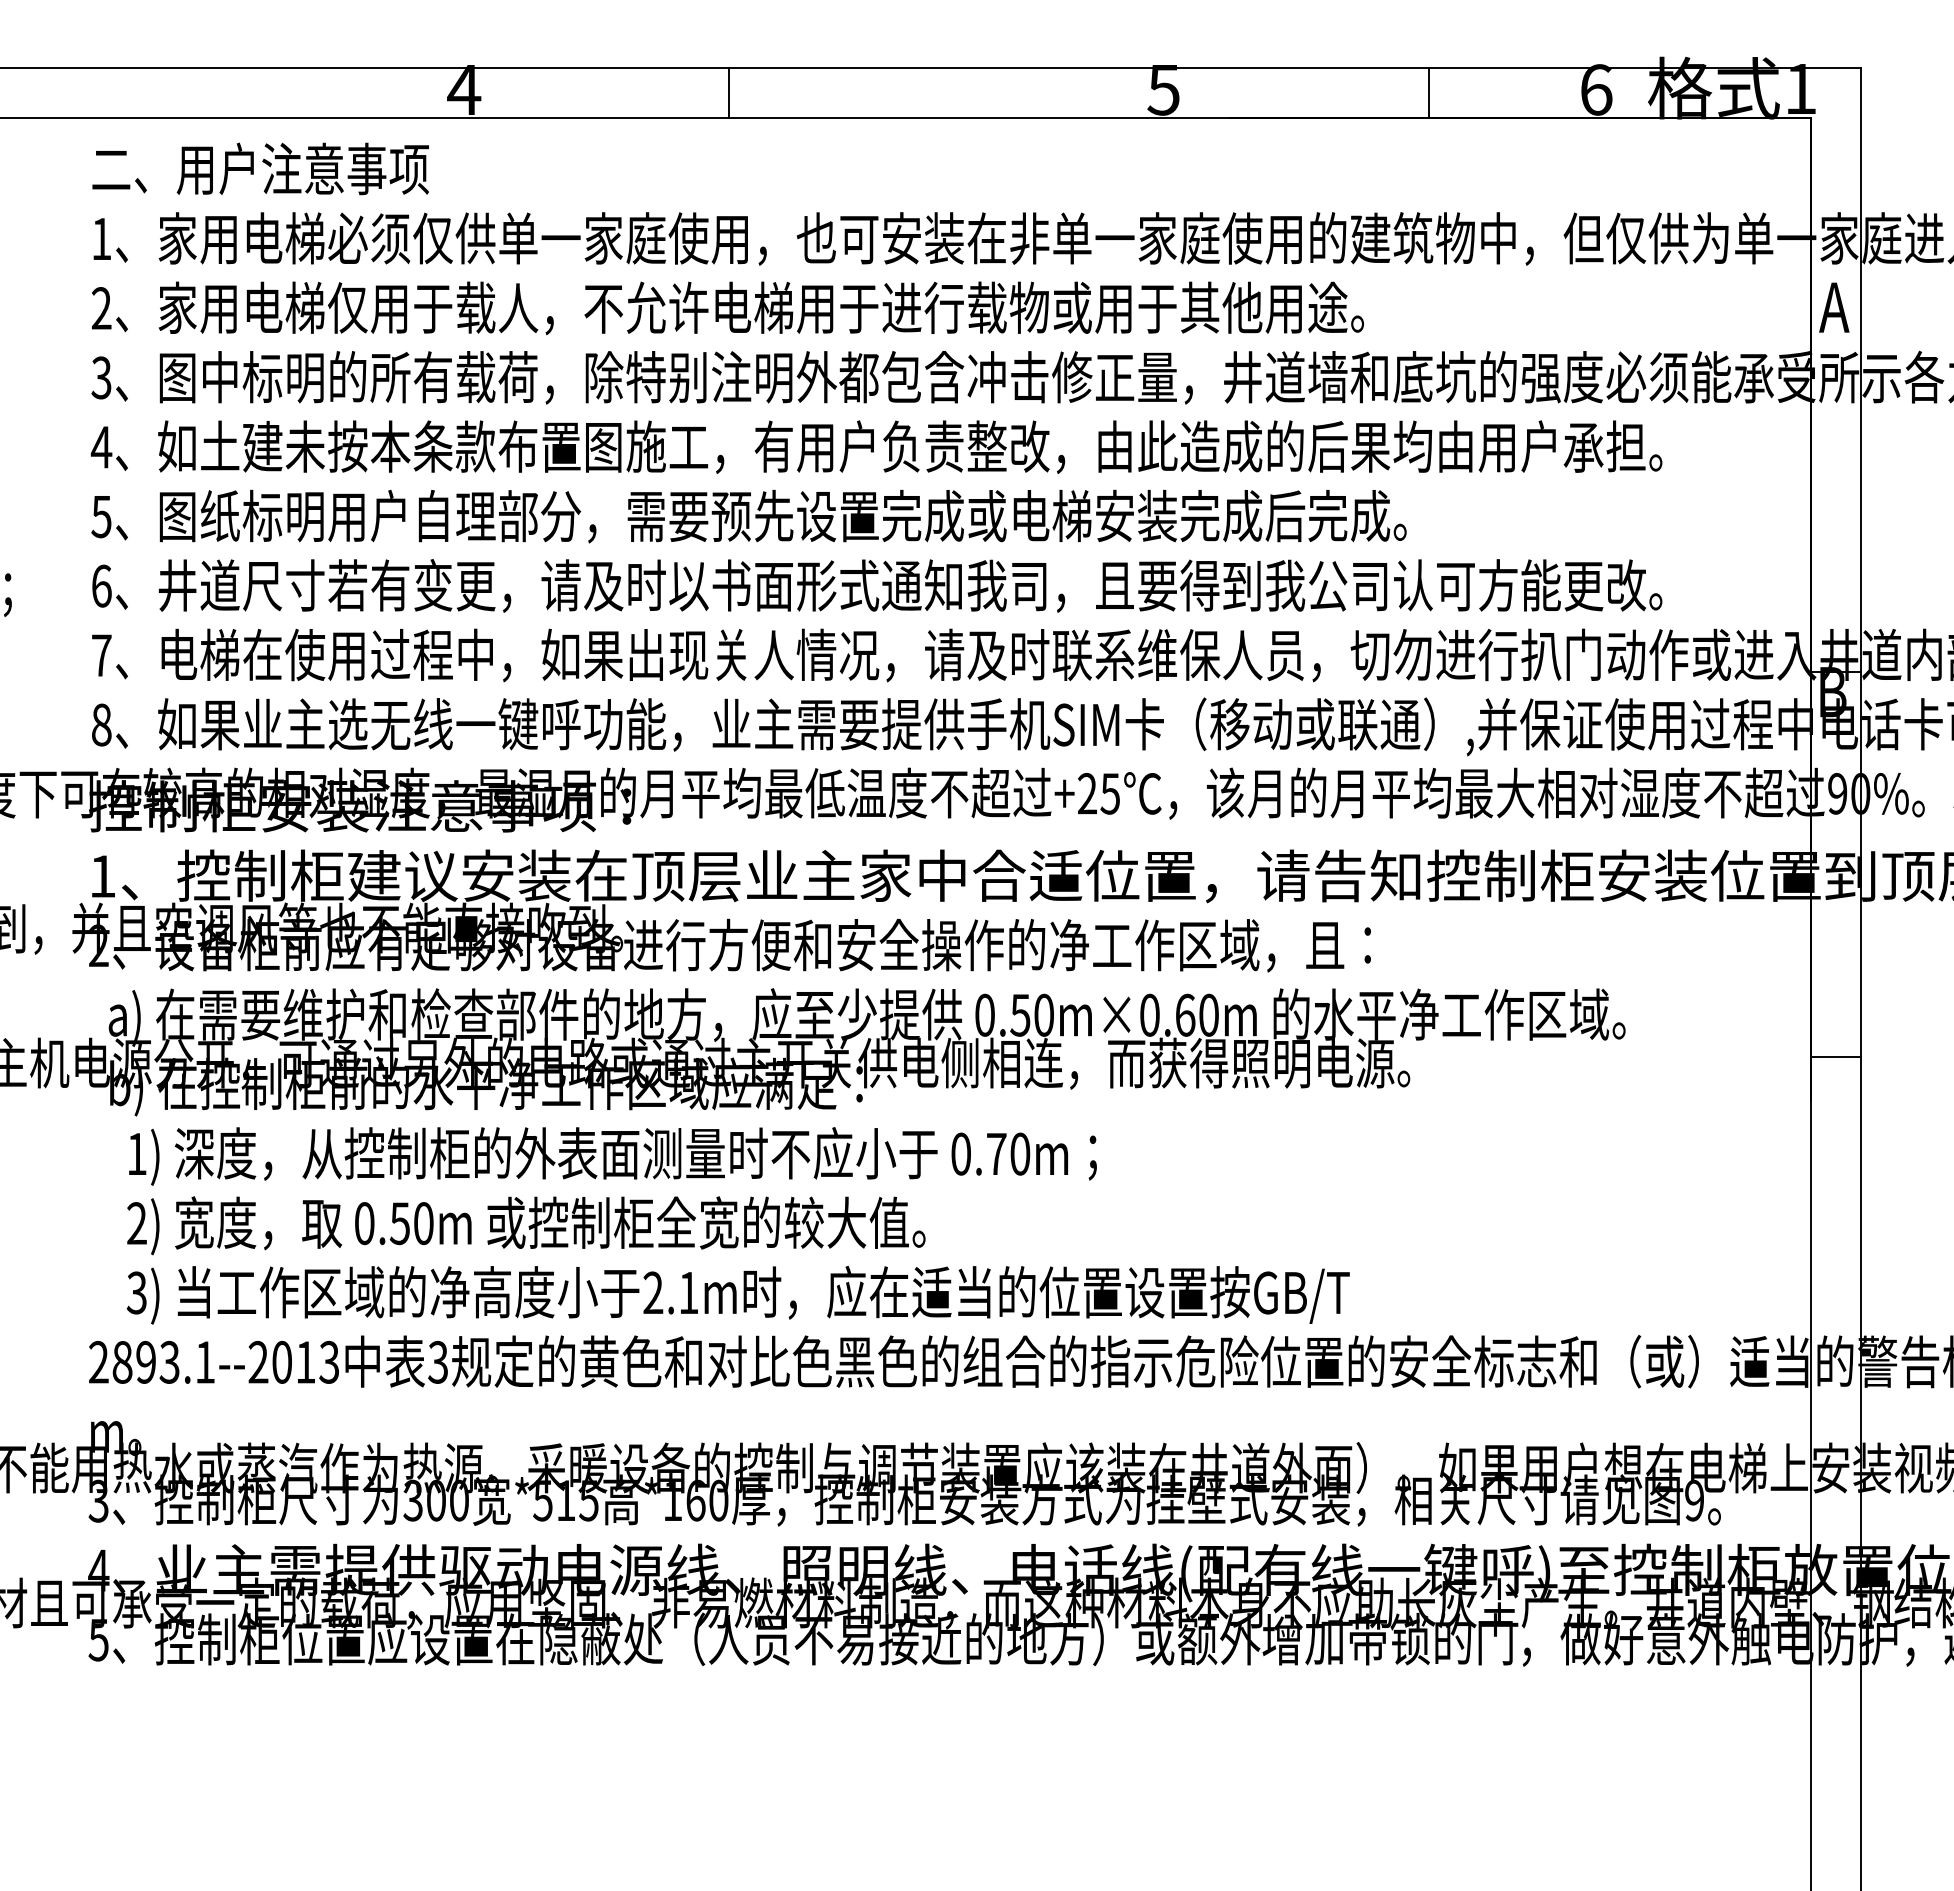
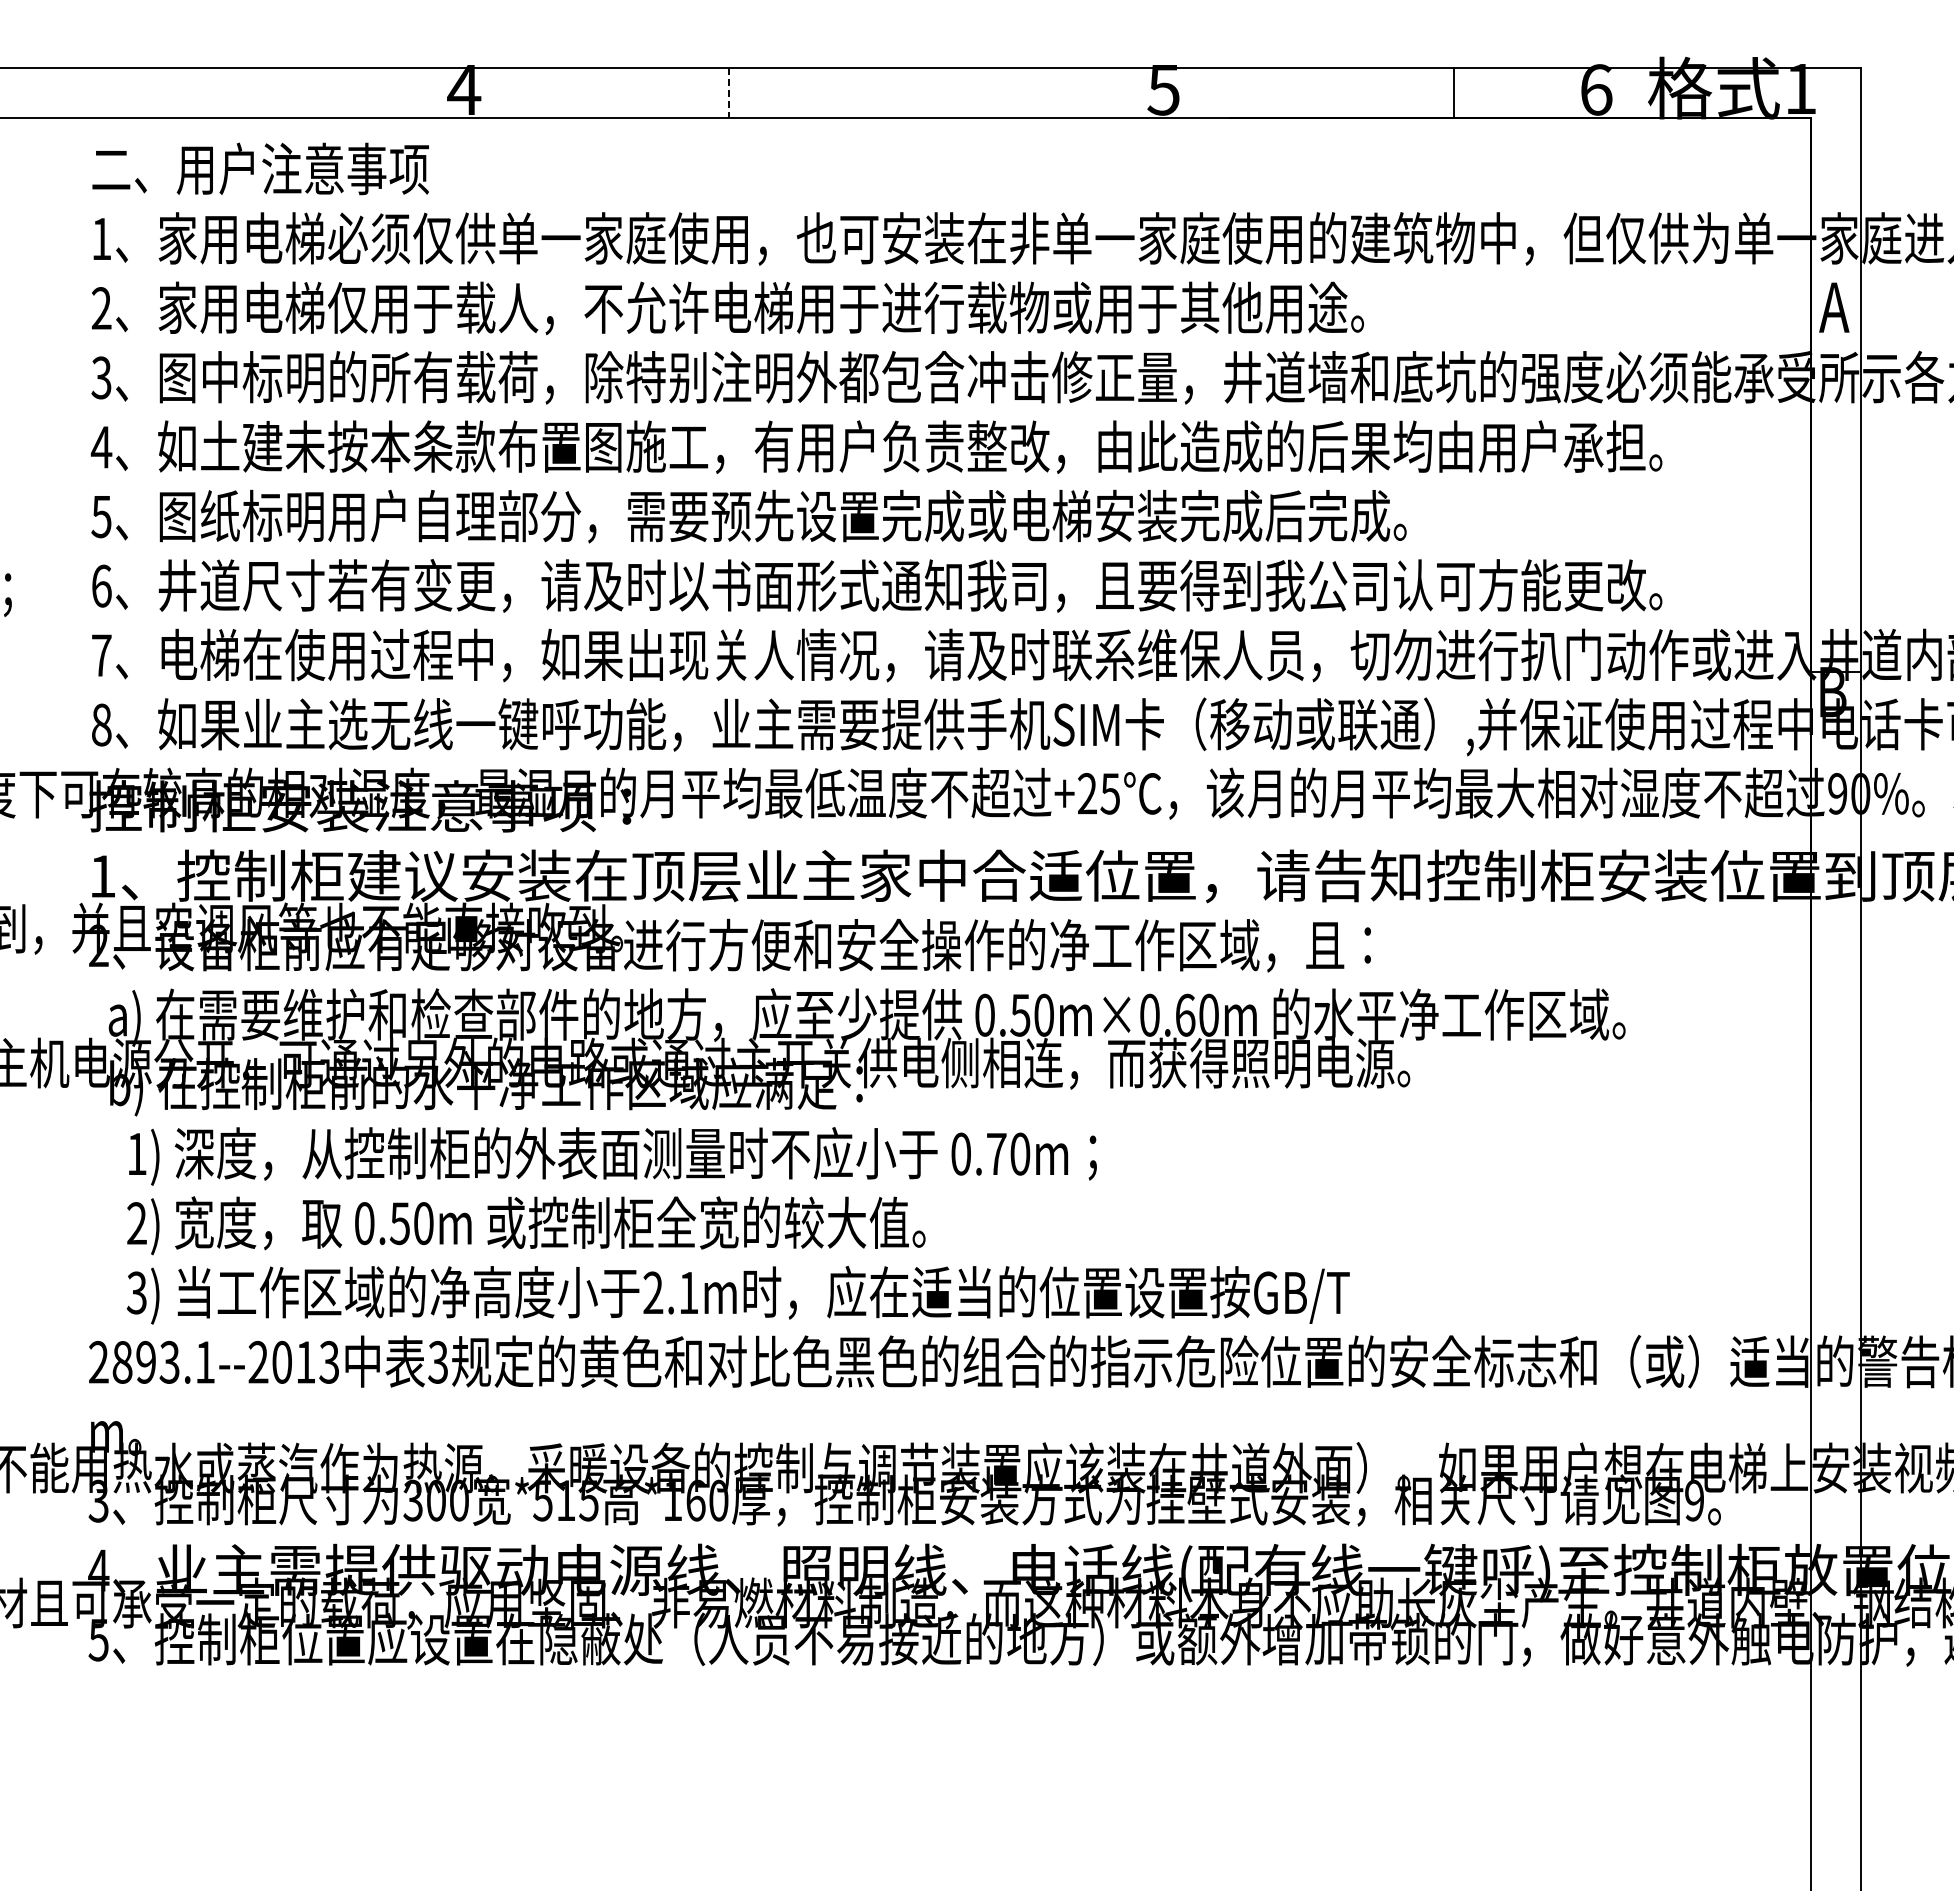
line: solid -> dashed (728, 93)
line position: (1428, 93) -> (1453, 93) (1453, 93)
line: present -> none (1835, 1056)
